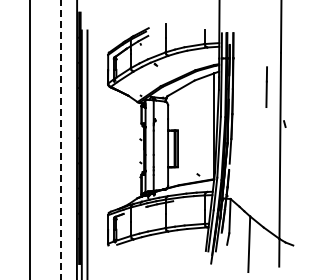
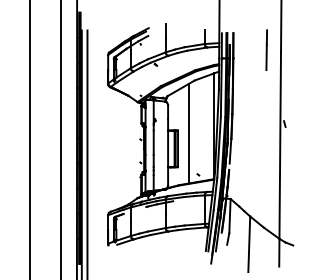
line position: (266, 86) -> (266, 49) (266, 49)
line: none -> present (189, 133)
line: dashed -> solid (61, 139)
